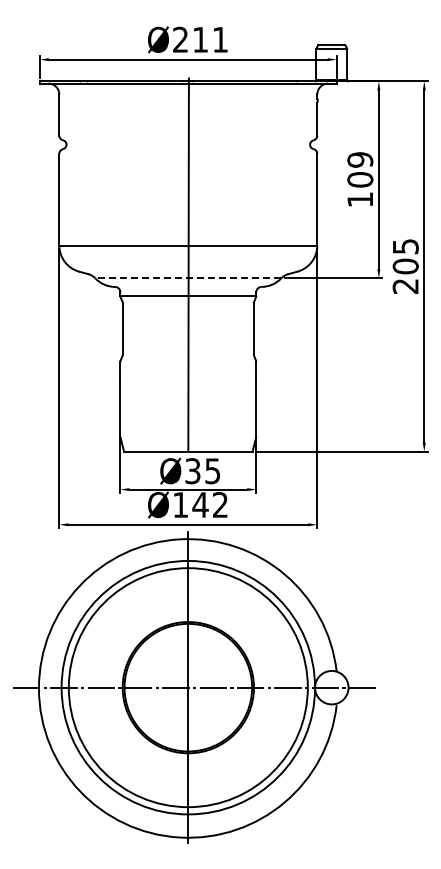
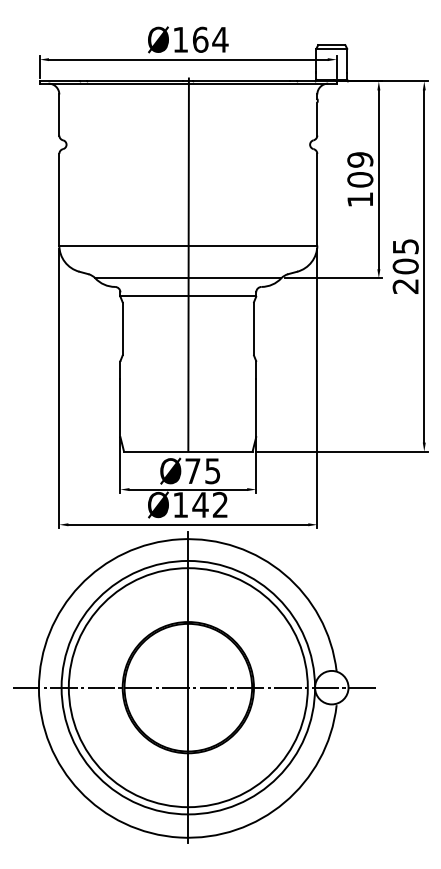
text: Ø211 -> Ø164 (200, 39)
line: dashed -> solid (187, 278)
text: Ø35 -> Ø75 (192, 471)
